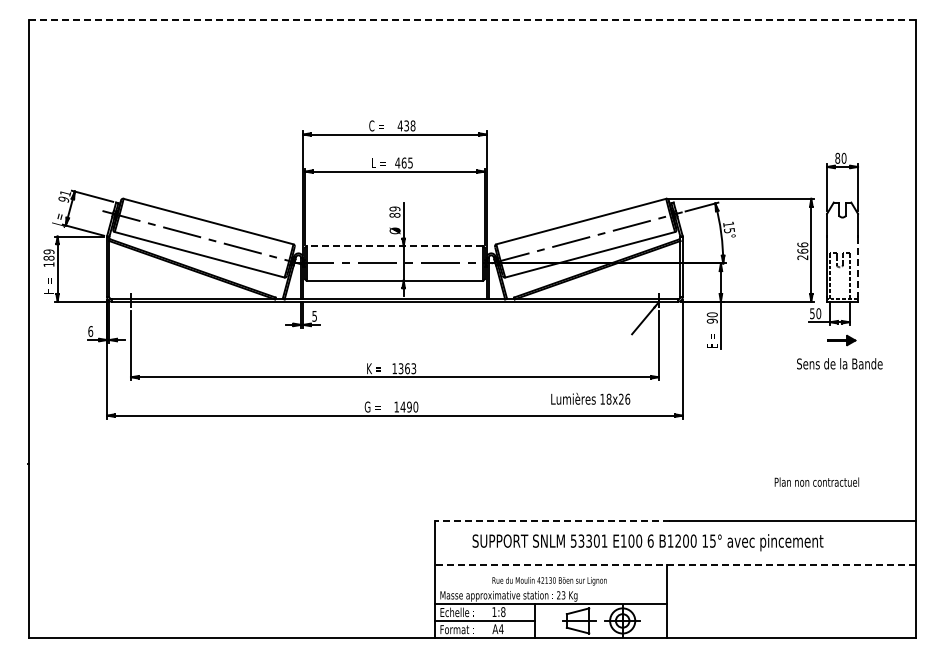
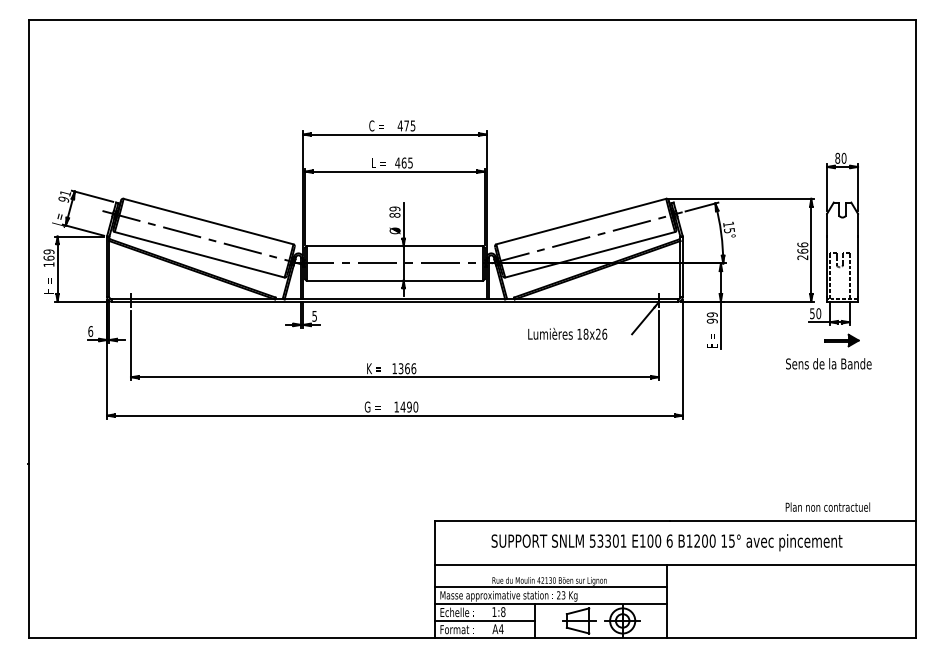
line: dashed -> solid (472, 19)
text: 438 -> 475 (409, 125)
line: dashed -> solid (394, 246)
text: 189 -> 169 (48, 257)
line: dashed -> solid (858, 267)
text: 90 -> 99 (712, 314)
part size: 30x13 px -> 36x15 px (841, 340)
text position: (839, 363) -> (828, 363) (828, 363)
text: 1363 -> 1366 (413, 368)
text position: (590, 398) -> (567, 333) (567, 333)
text position: (816, 481) -> (827, 506) (827, 506)
line: dashed -> solid (552, 520)
text position: (647, 542) -> (666, 542) (666, 542)
line: dashed -> solid (675, 564)
line: none -> present (550, 587)
